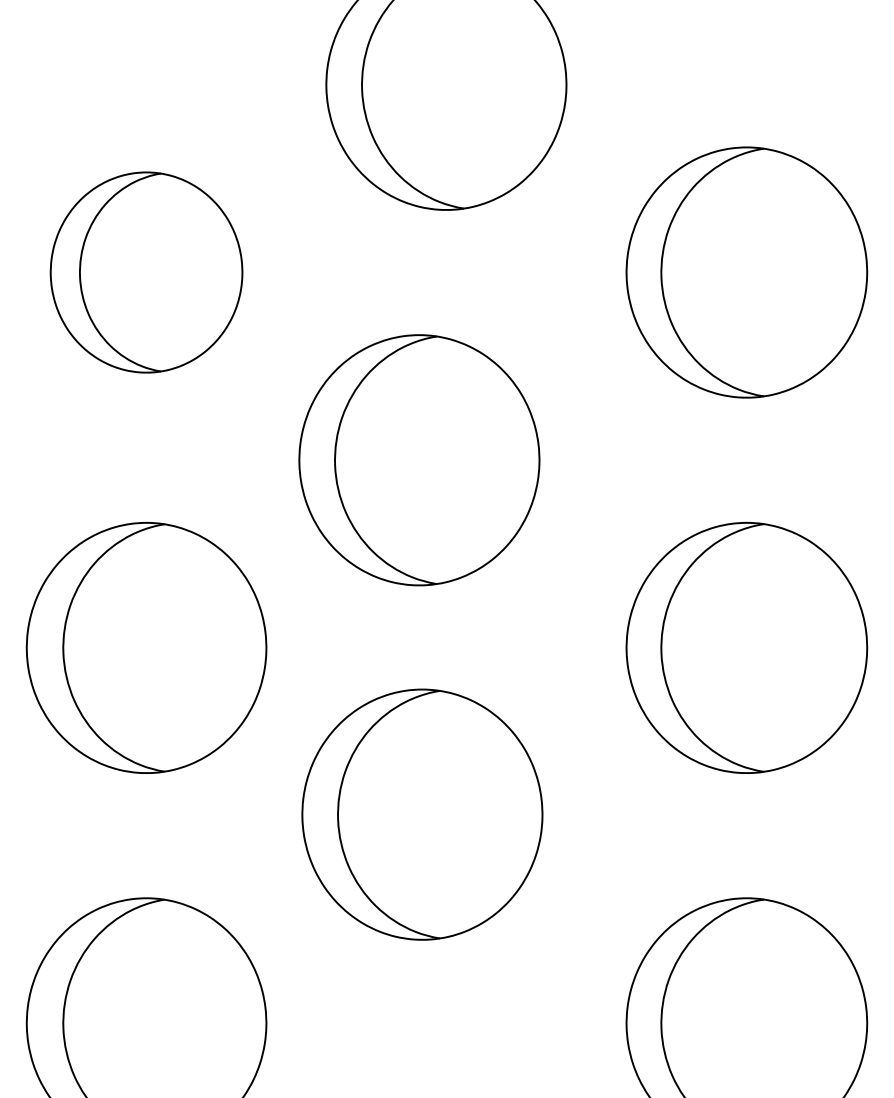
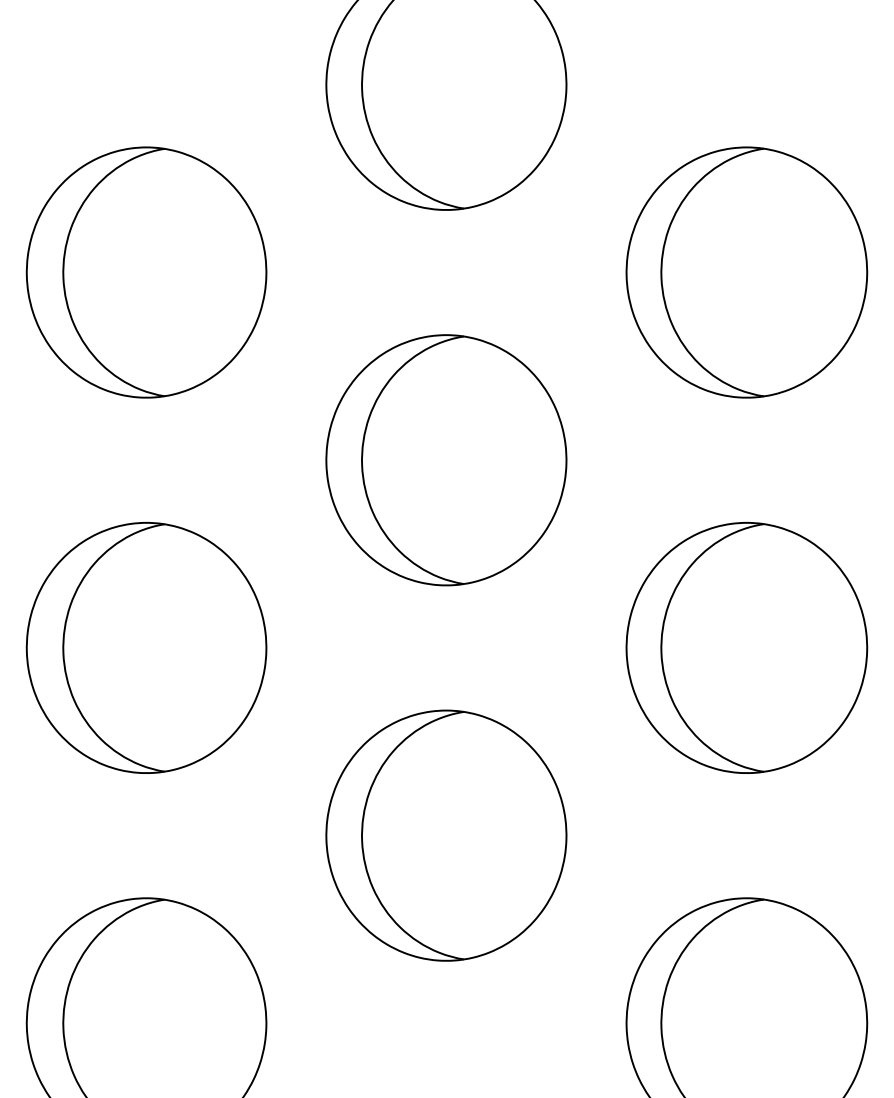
part size: 195x203 px -> 243x253 px (146, 272)
part position: (419, 460) -> (446, 460) (446, 460)
part position: (422, 814) -> (446, 835) (446, 835)
